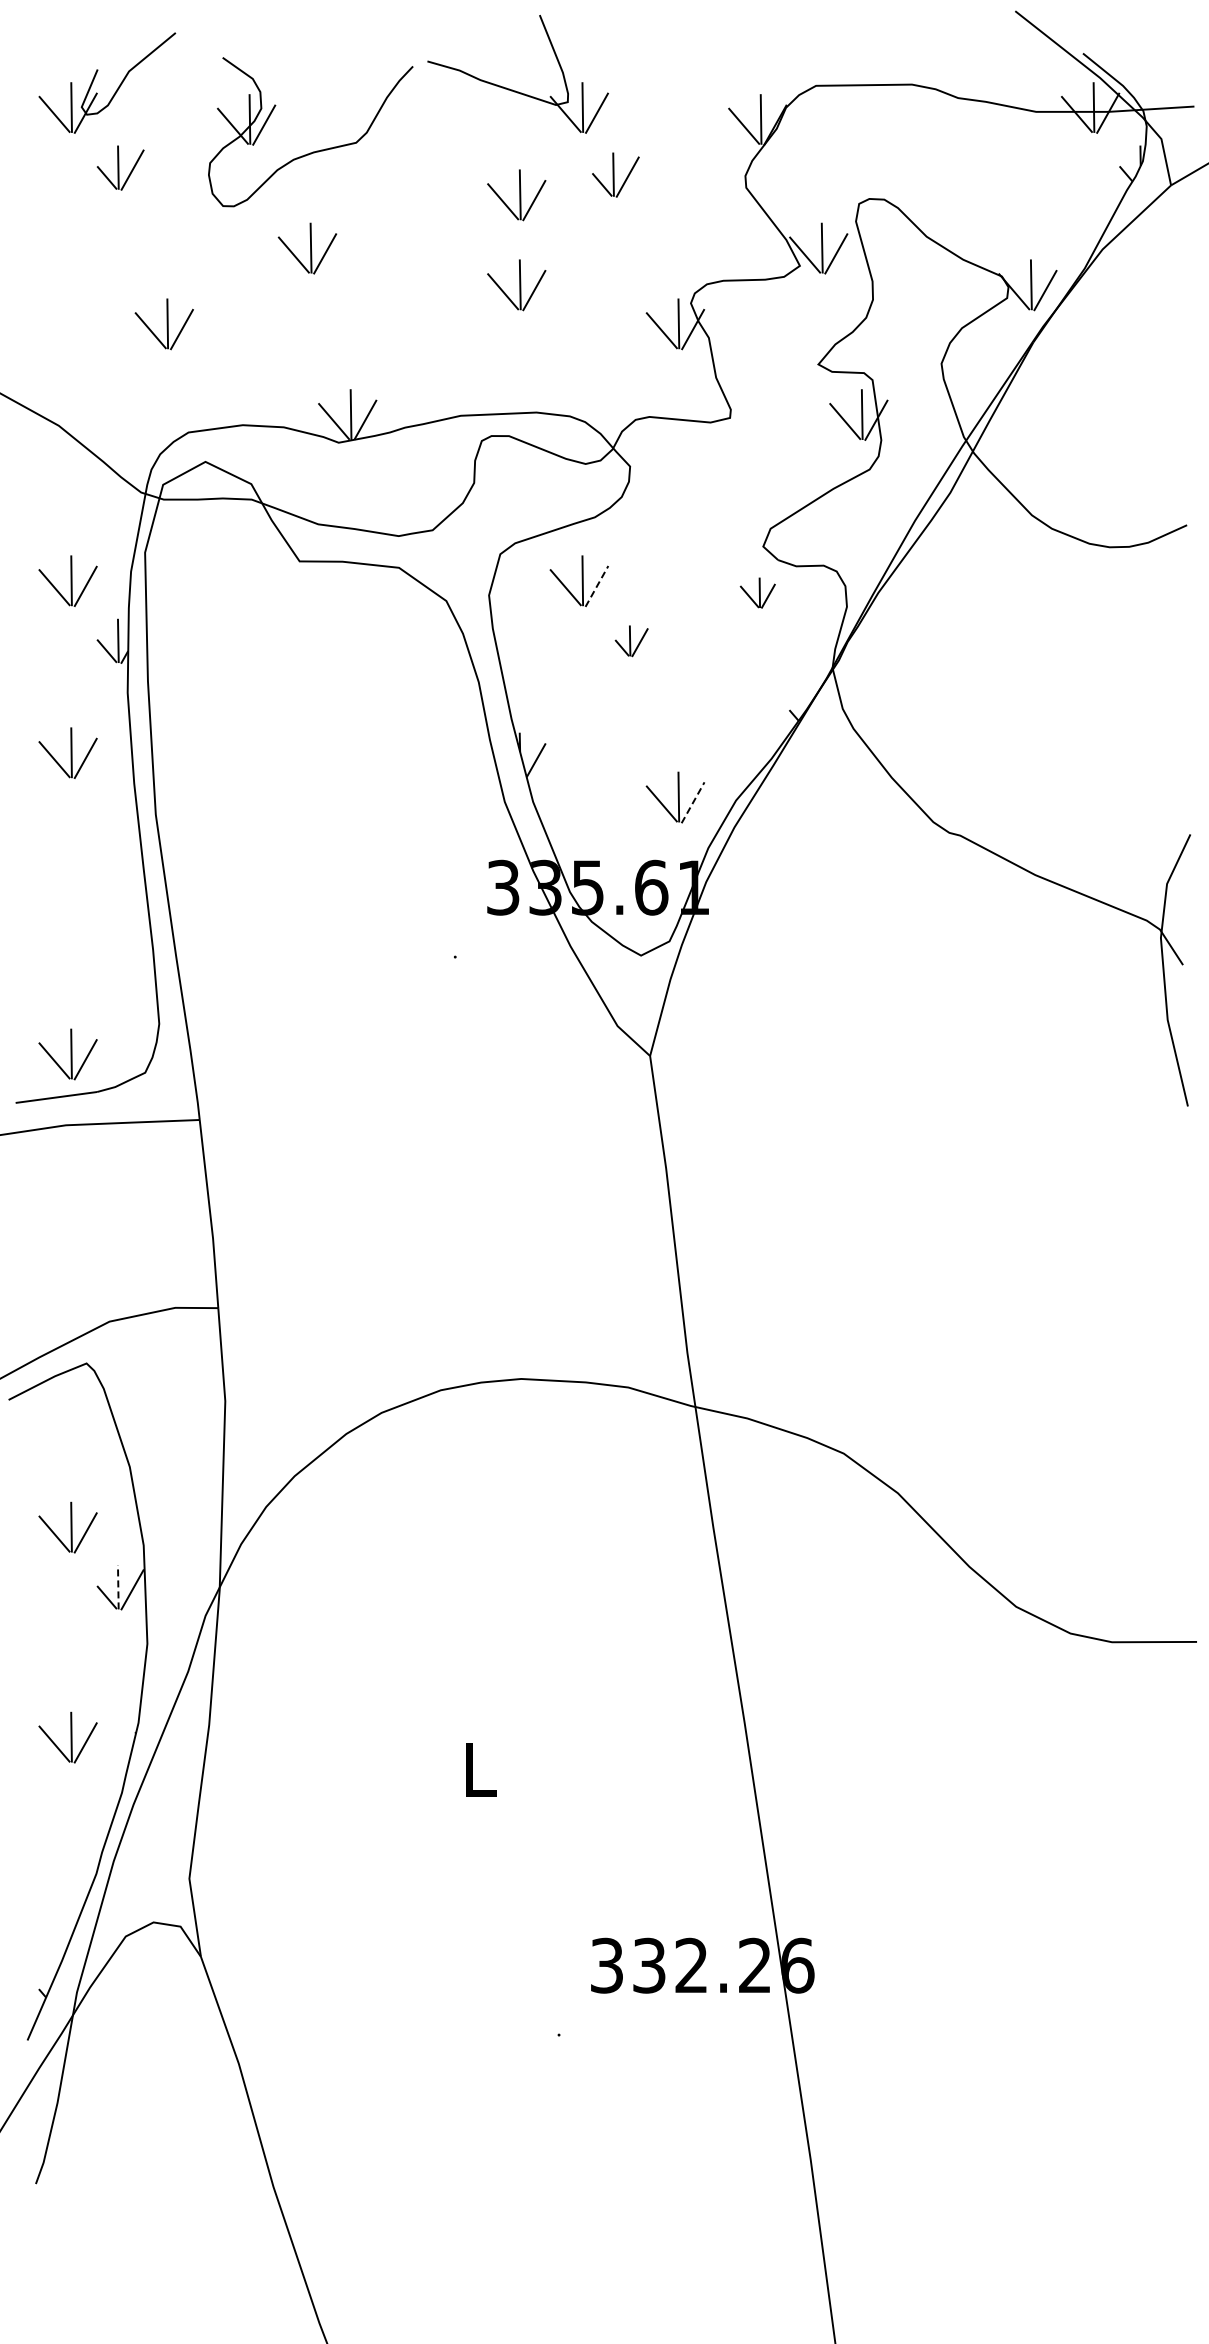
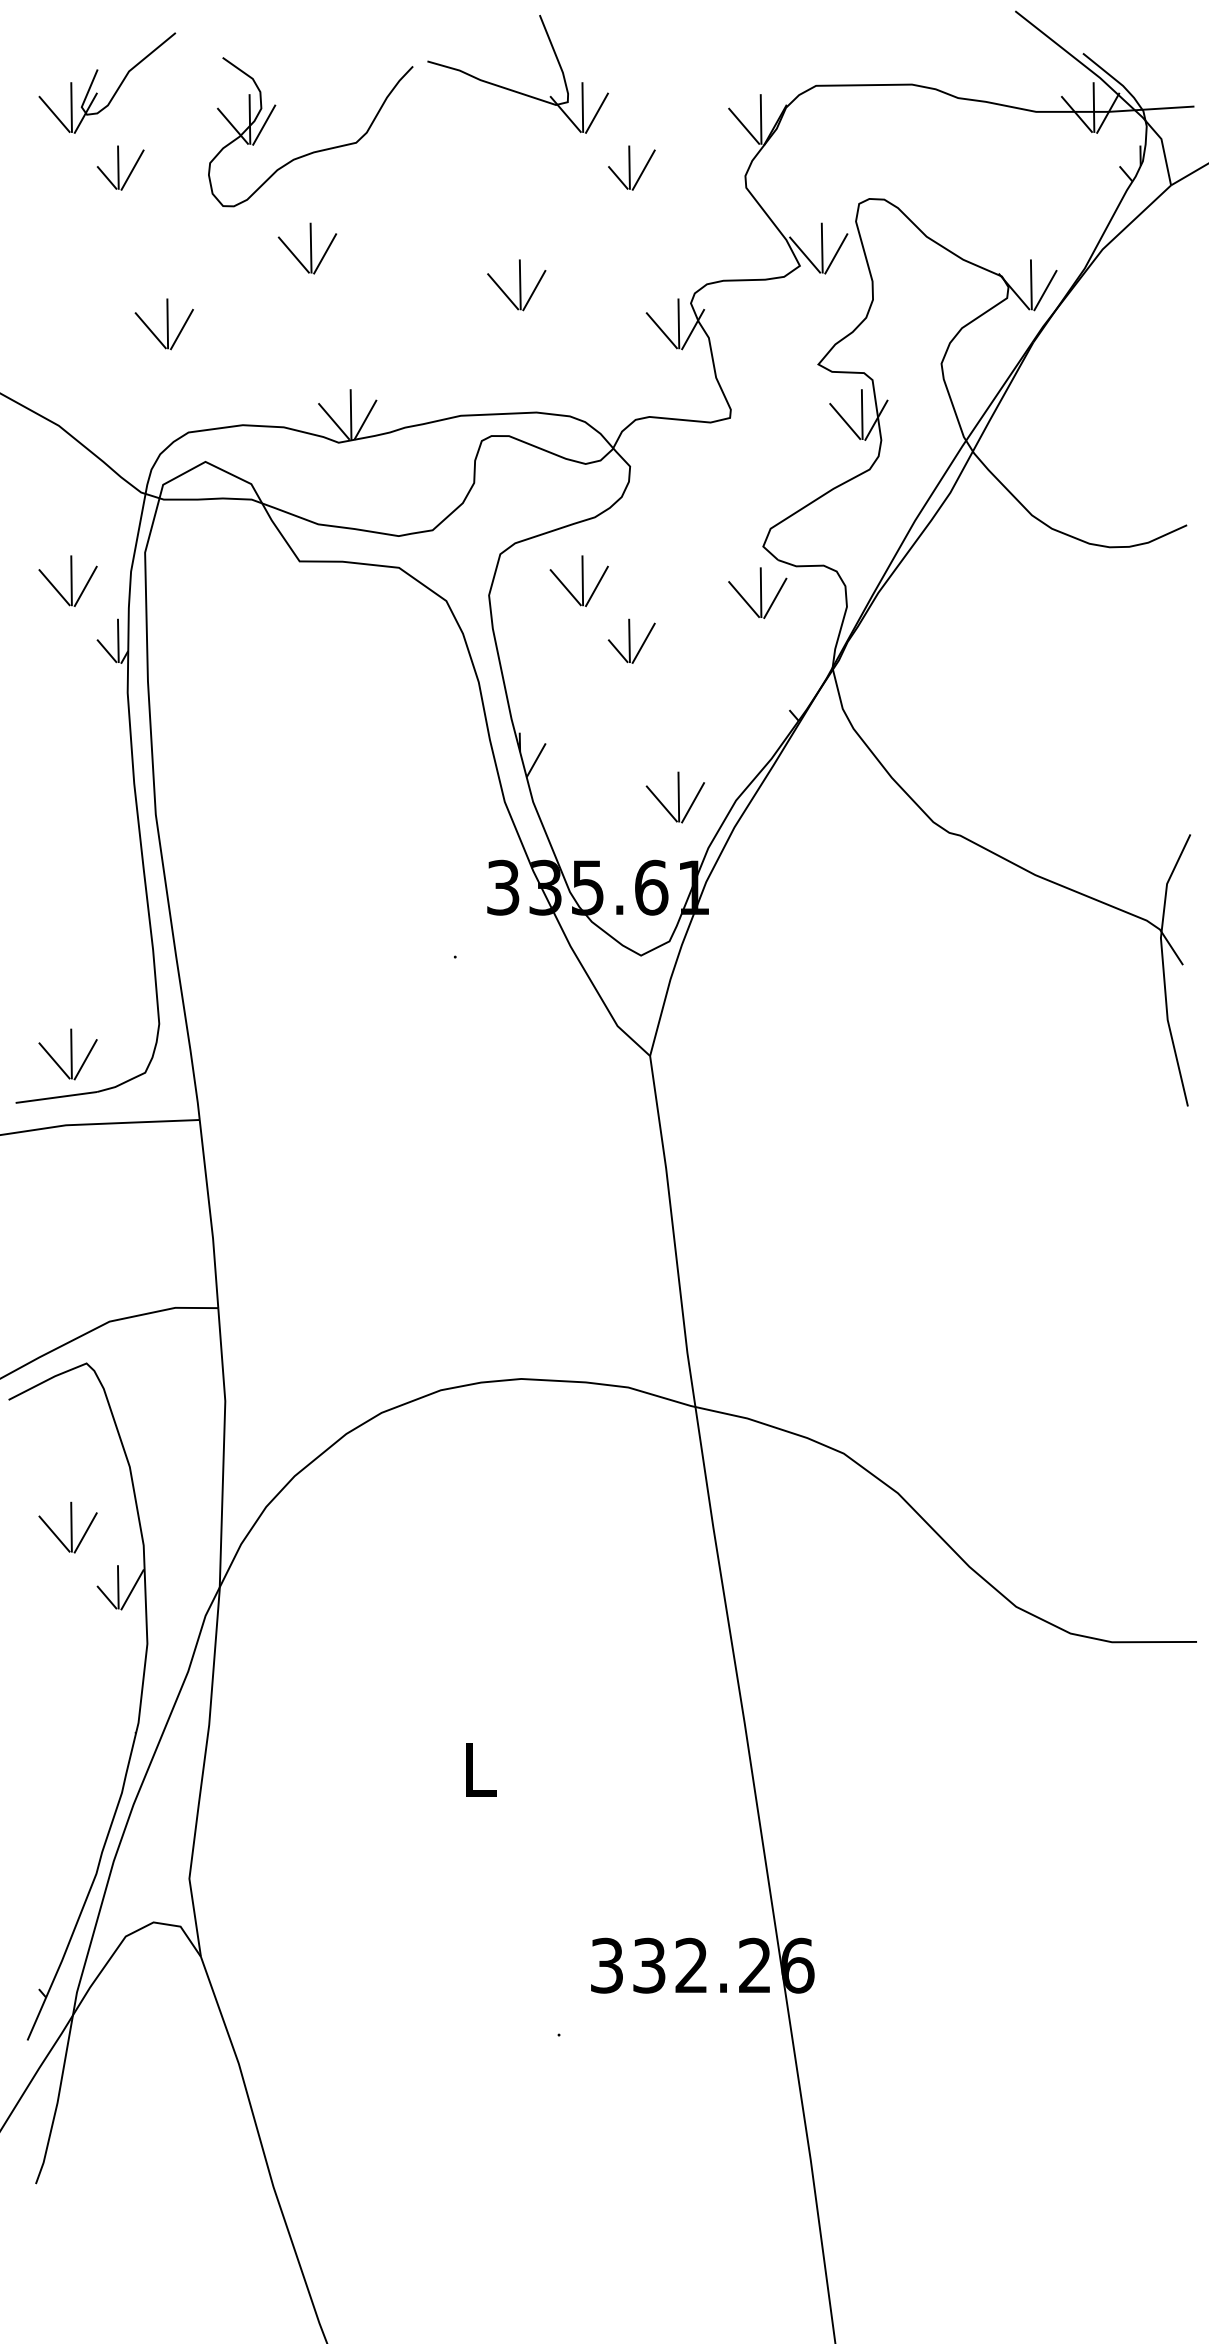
part position: (615, 174) -> (631, 167) (631, 167)
part: present -> none (516, 195)
line: dashed -> solid (597, 586)
part size: 37x32 px -> 60x52 px (757, 592)
part size: 35x33 px -> 49x46 px (631, 640)
part: present -> none (67, 752)
line: dashed -> solid (693, 802)
line: dashed -> solid (118, 1586)
part: present -> none (67, 1737)
